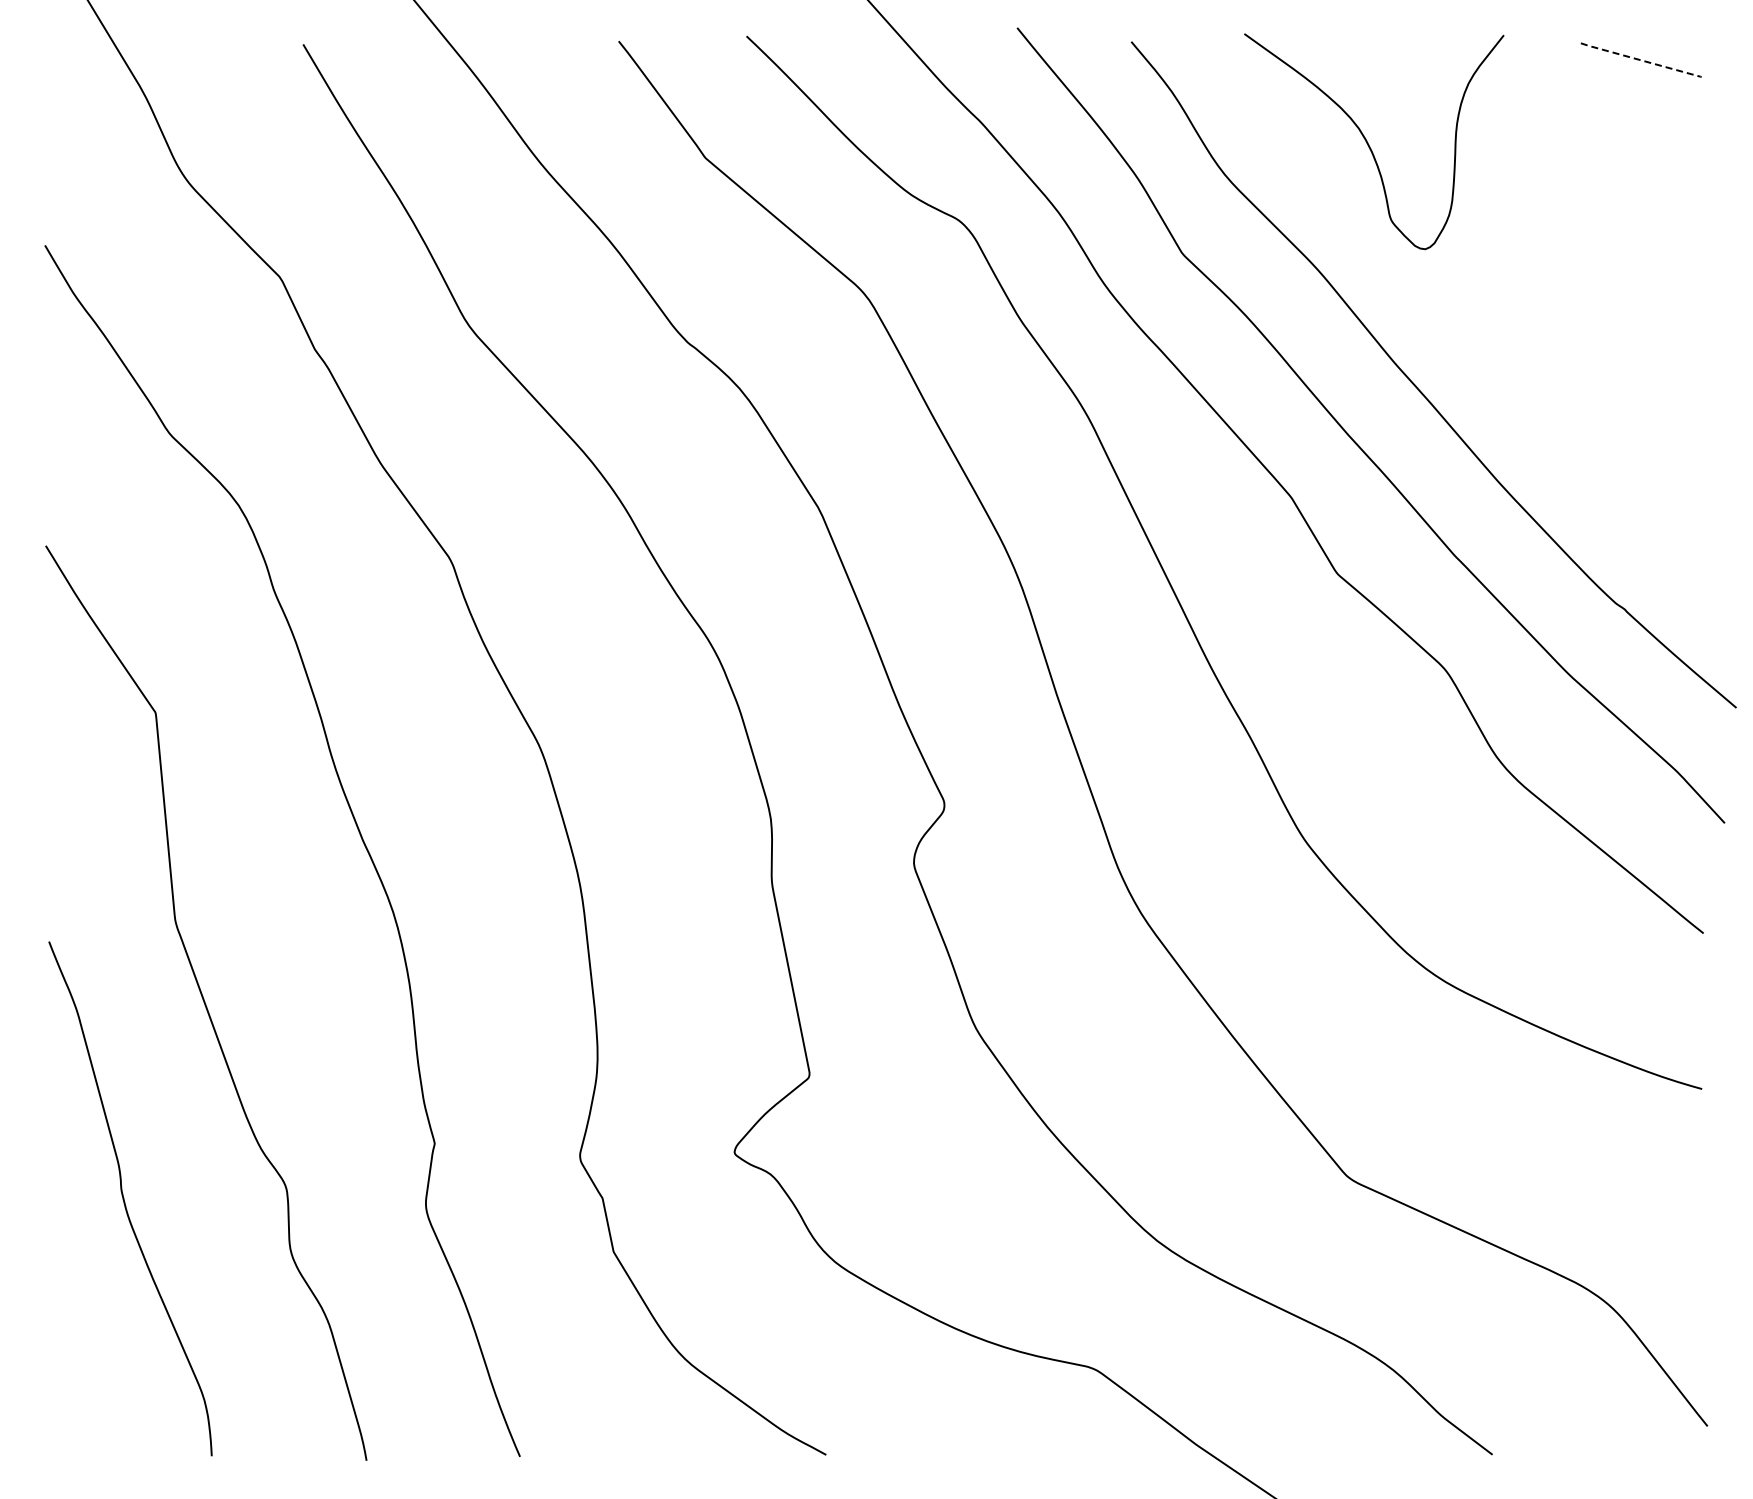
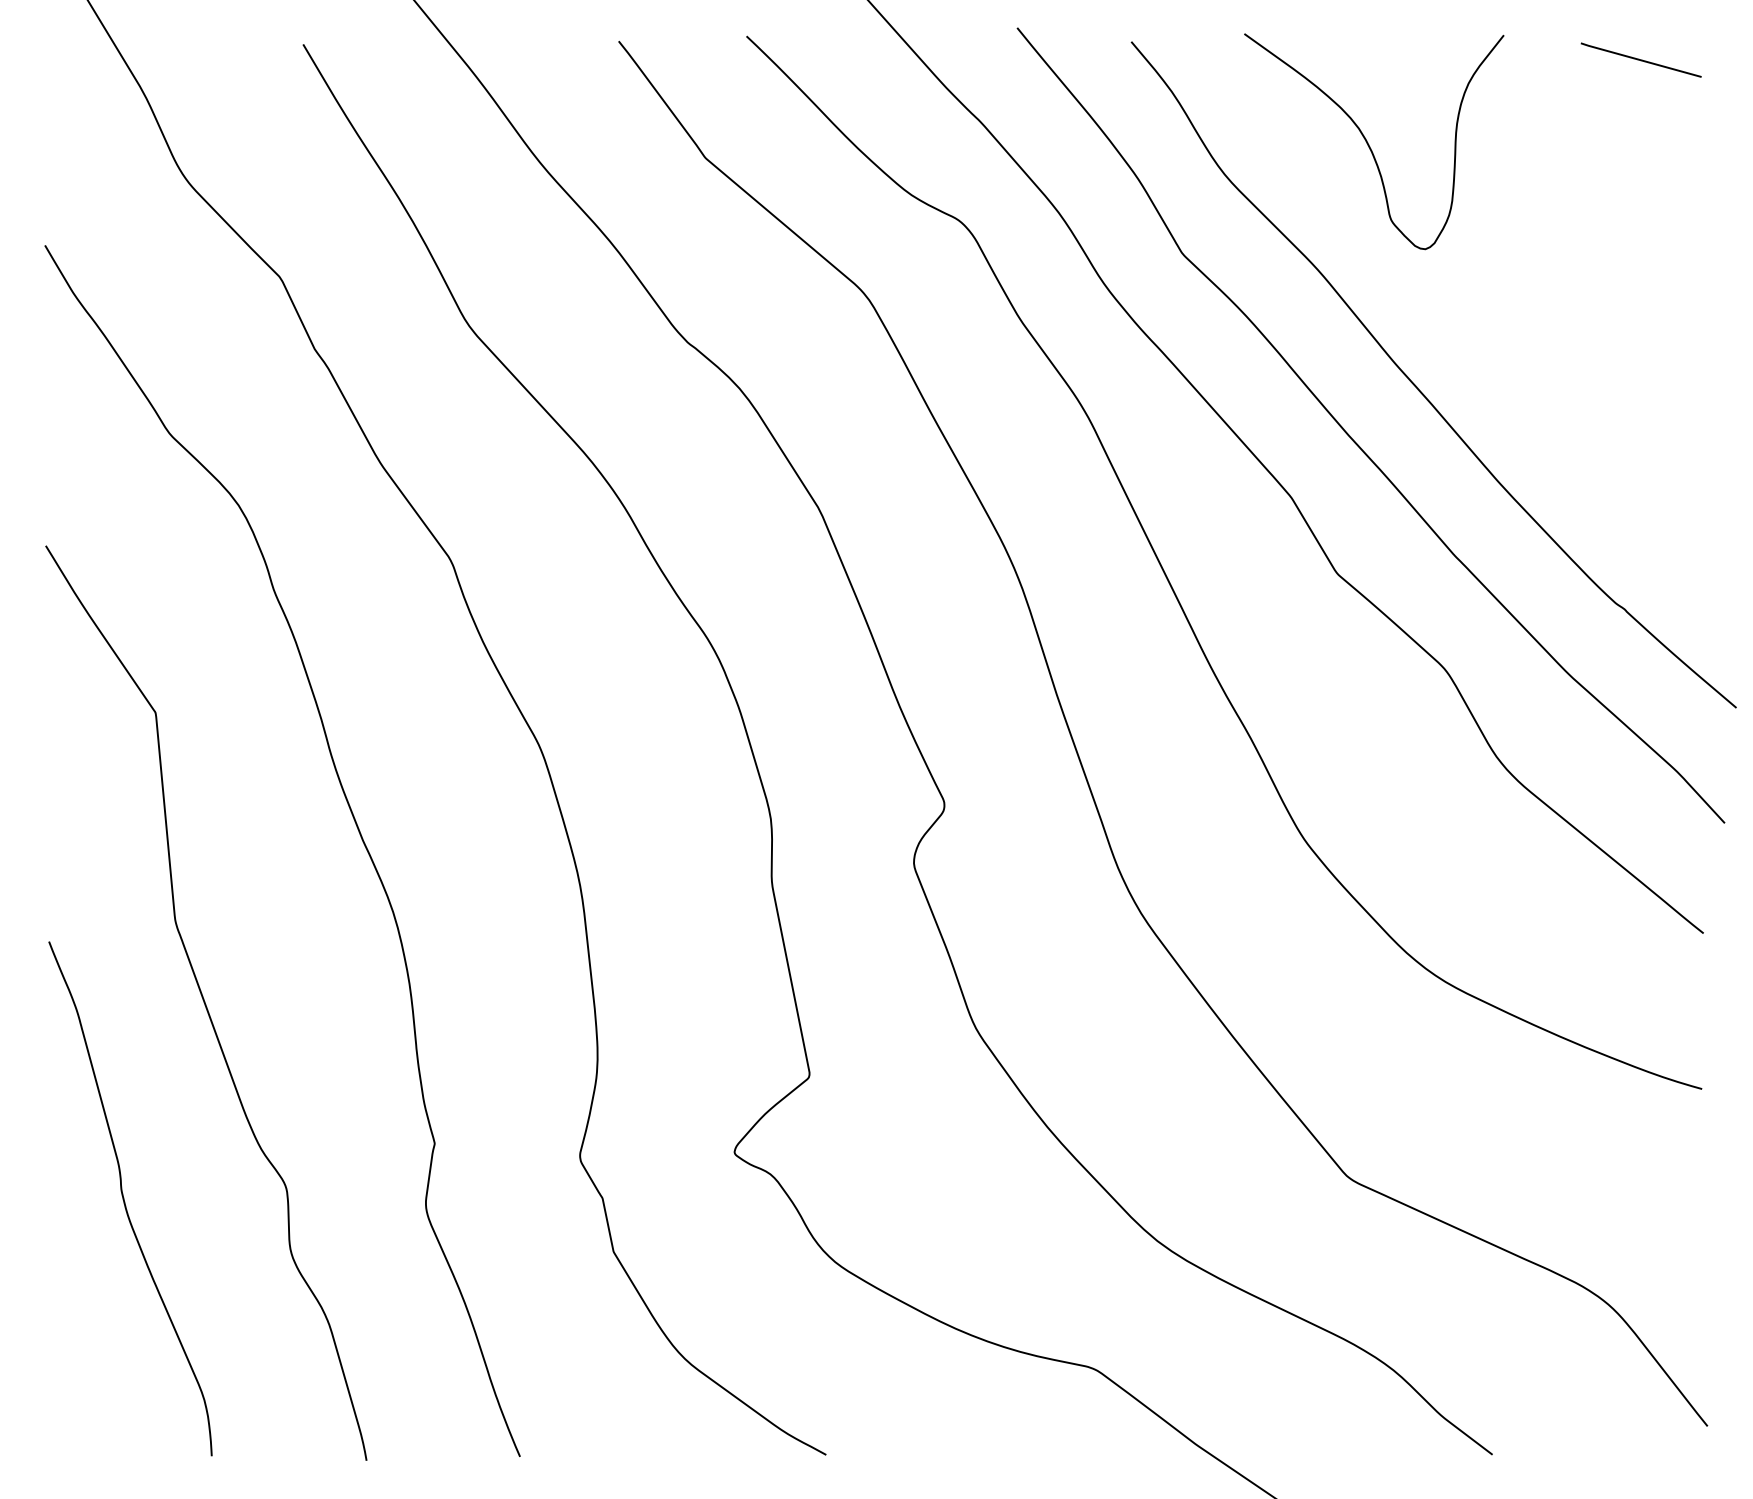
line: dashed -> solid (1641, 60)
